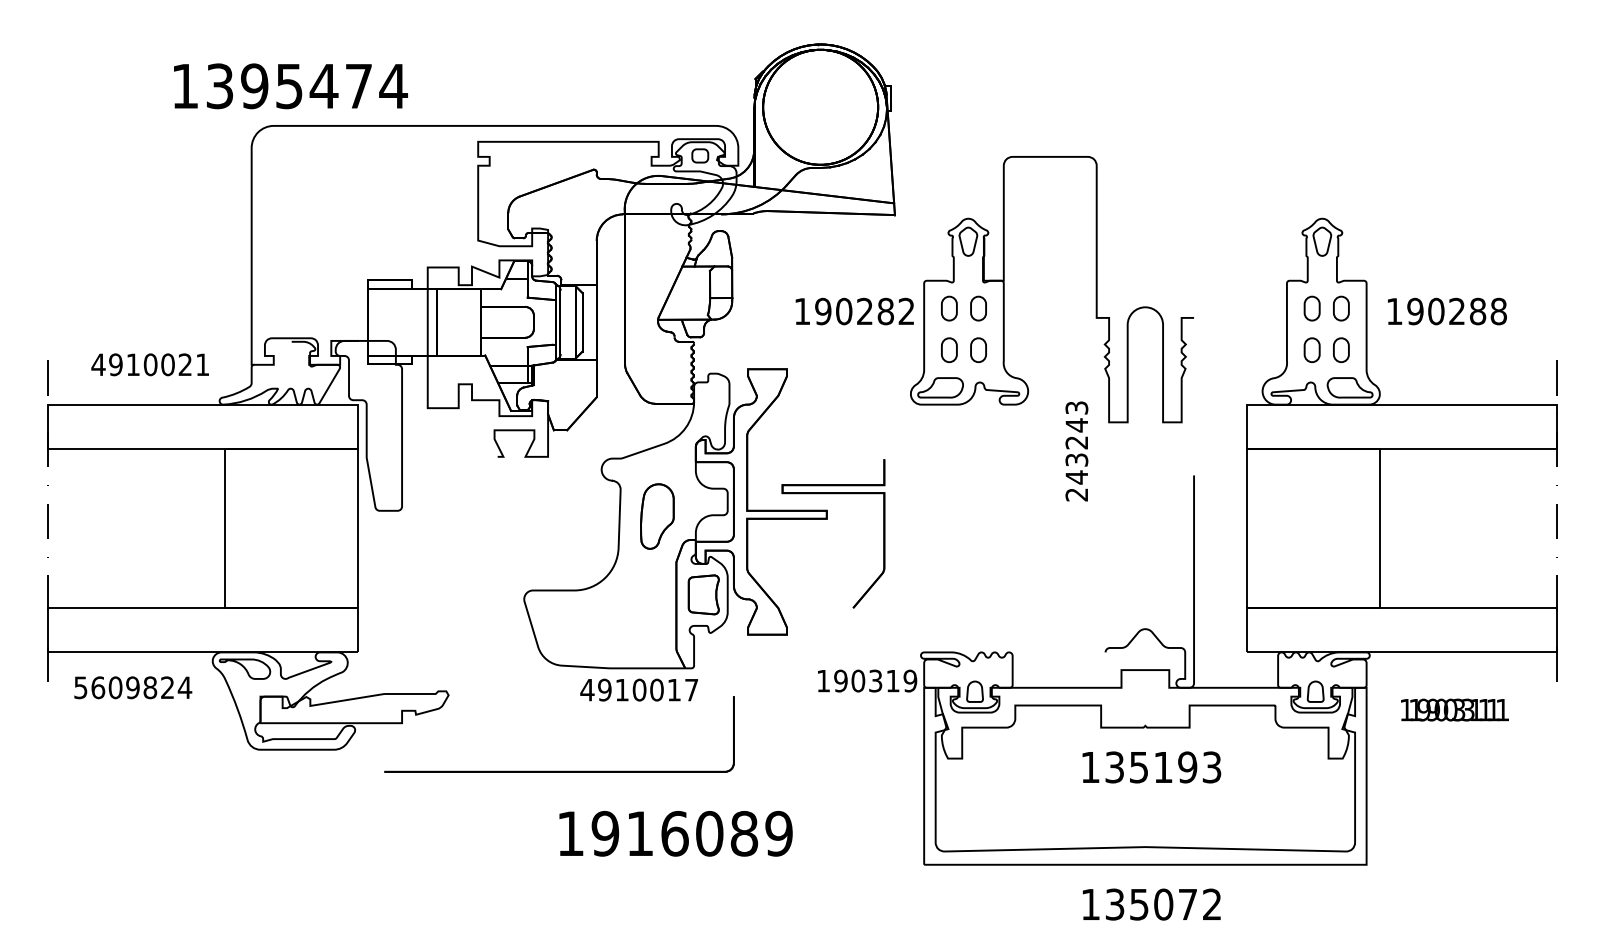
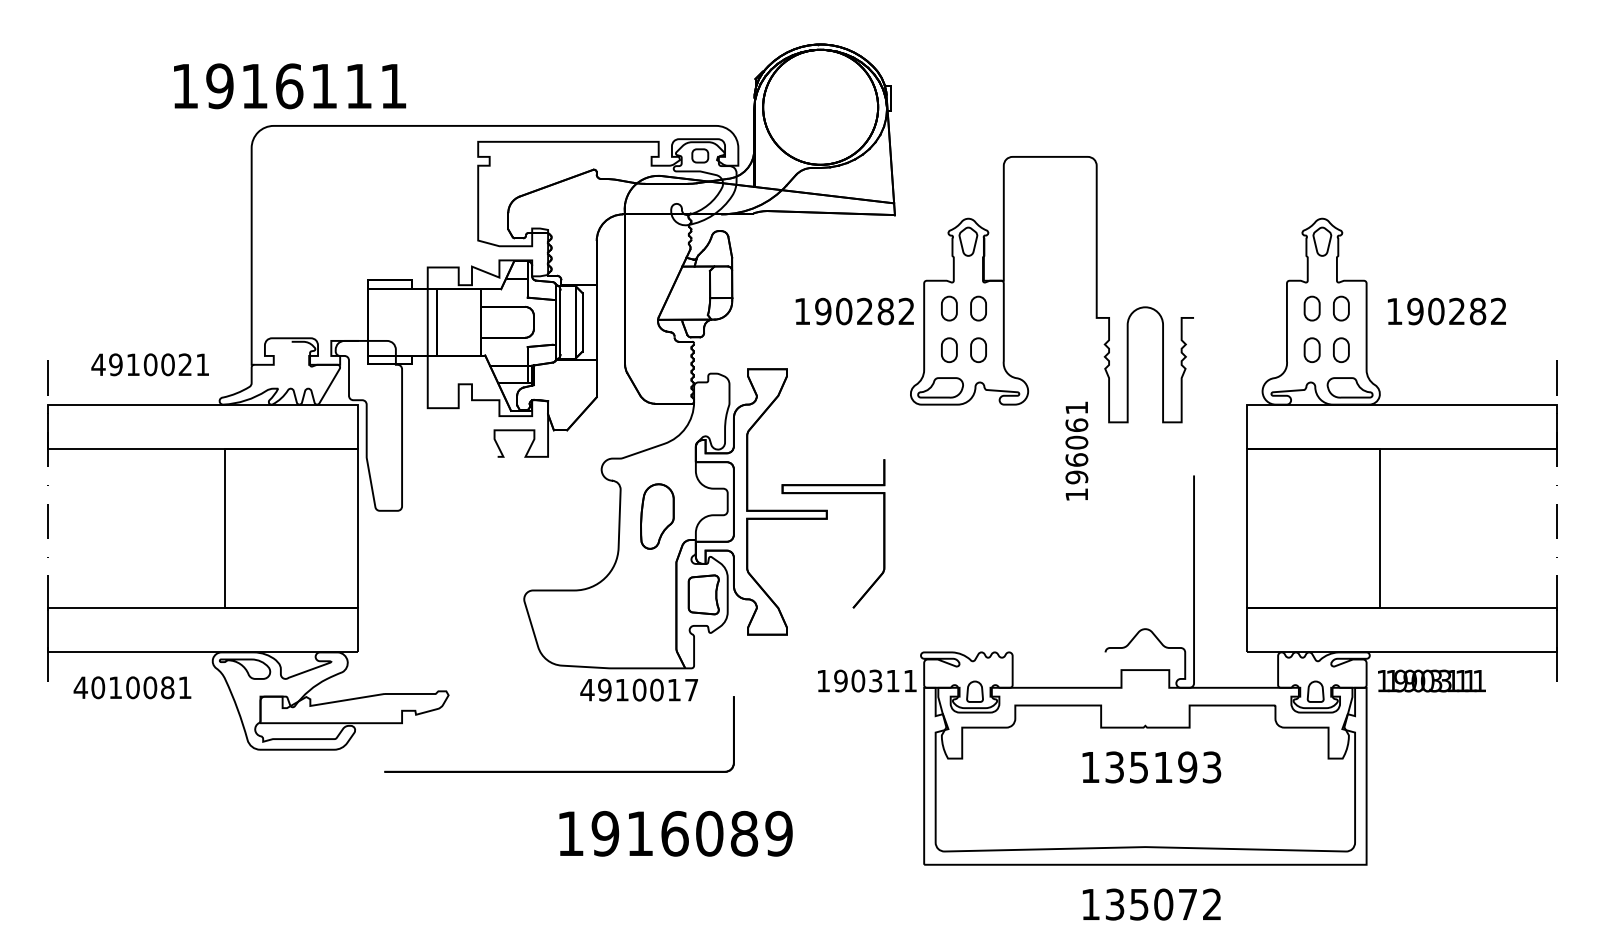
text: 1395474 -> 1916111 (306, 86)
text: 190288 -> 190282 (1498, 311)
text: 243243 -> 196061 (1076, 451)
text: 190319 -> 190311 (910, 680)
text: 5609824 -> 4010081 (132, 687)
text position: (1454, 709) -> (1431, 680) (1431, 680)
